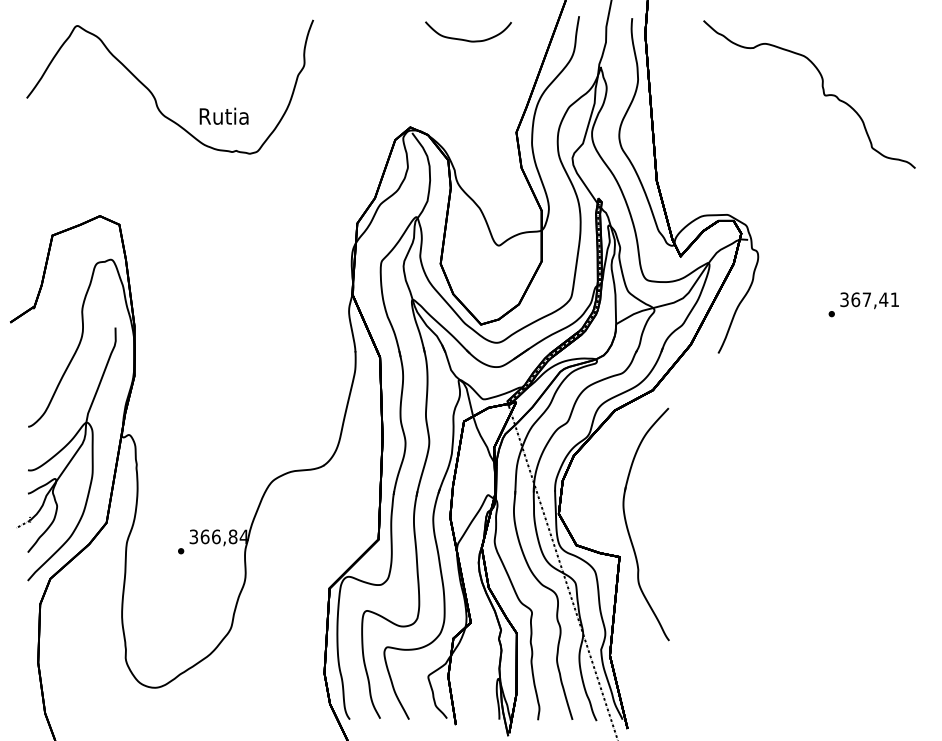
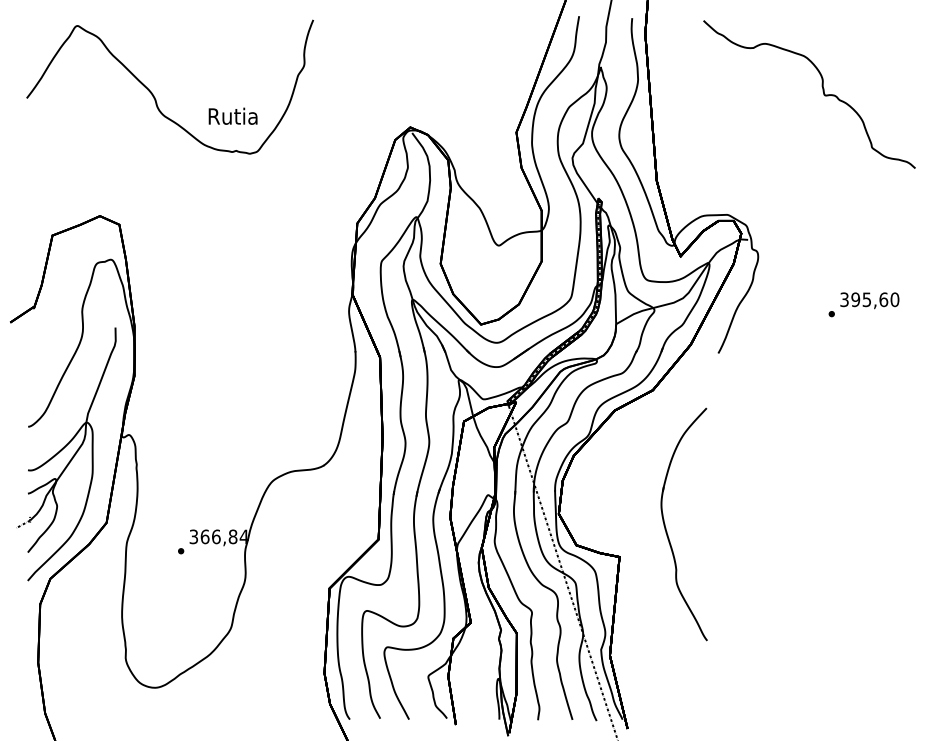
curve: present -> none (467, 39)
text position: (223, 115) -> (232, 115) (232, 115)
text: 367,41 -> 395,60 (875, 299)
part position: (628, 527) -> (666, 527) (666, 527)
